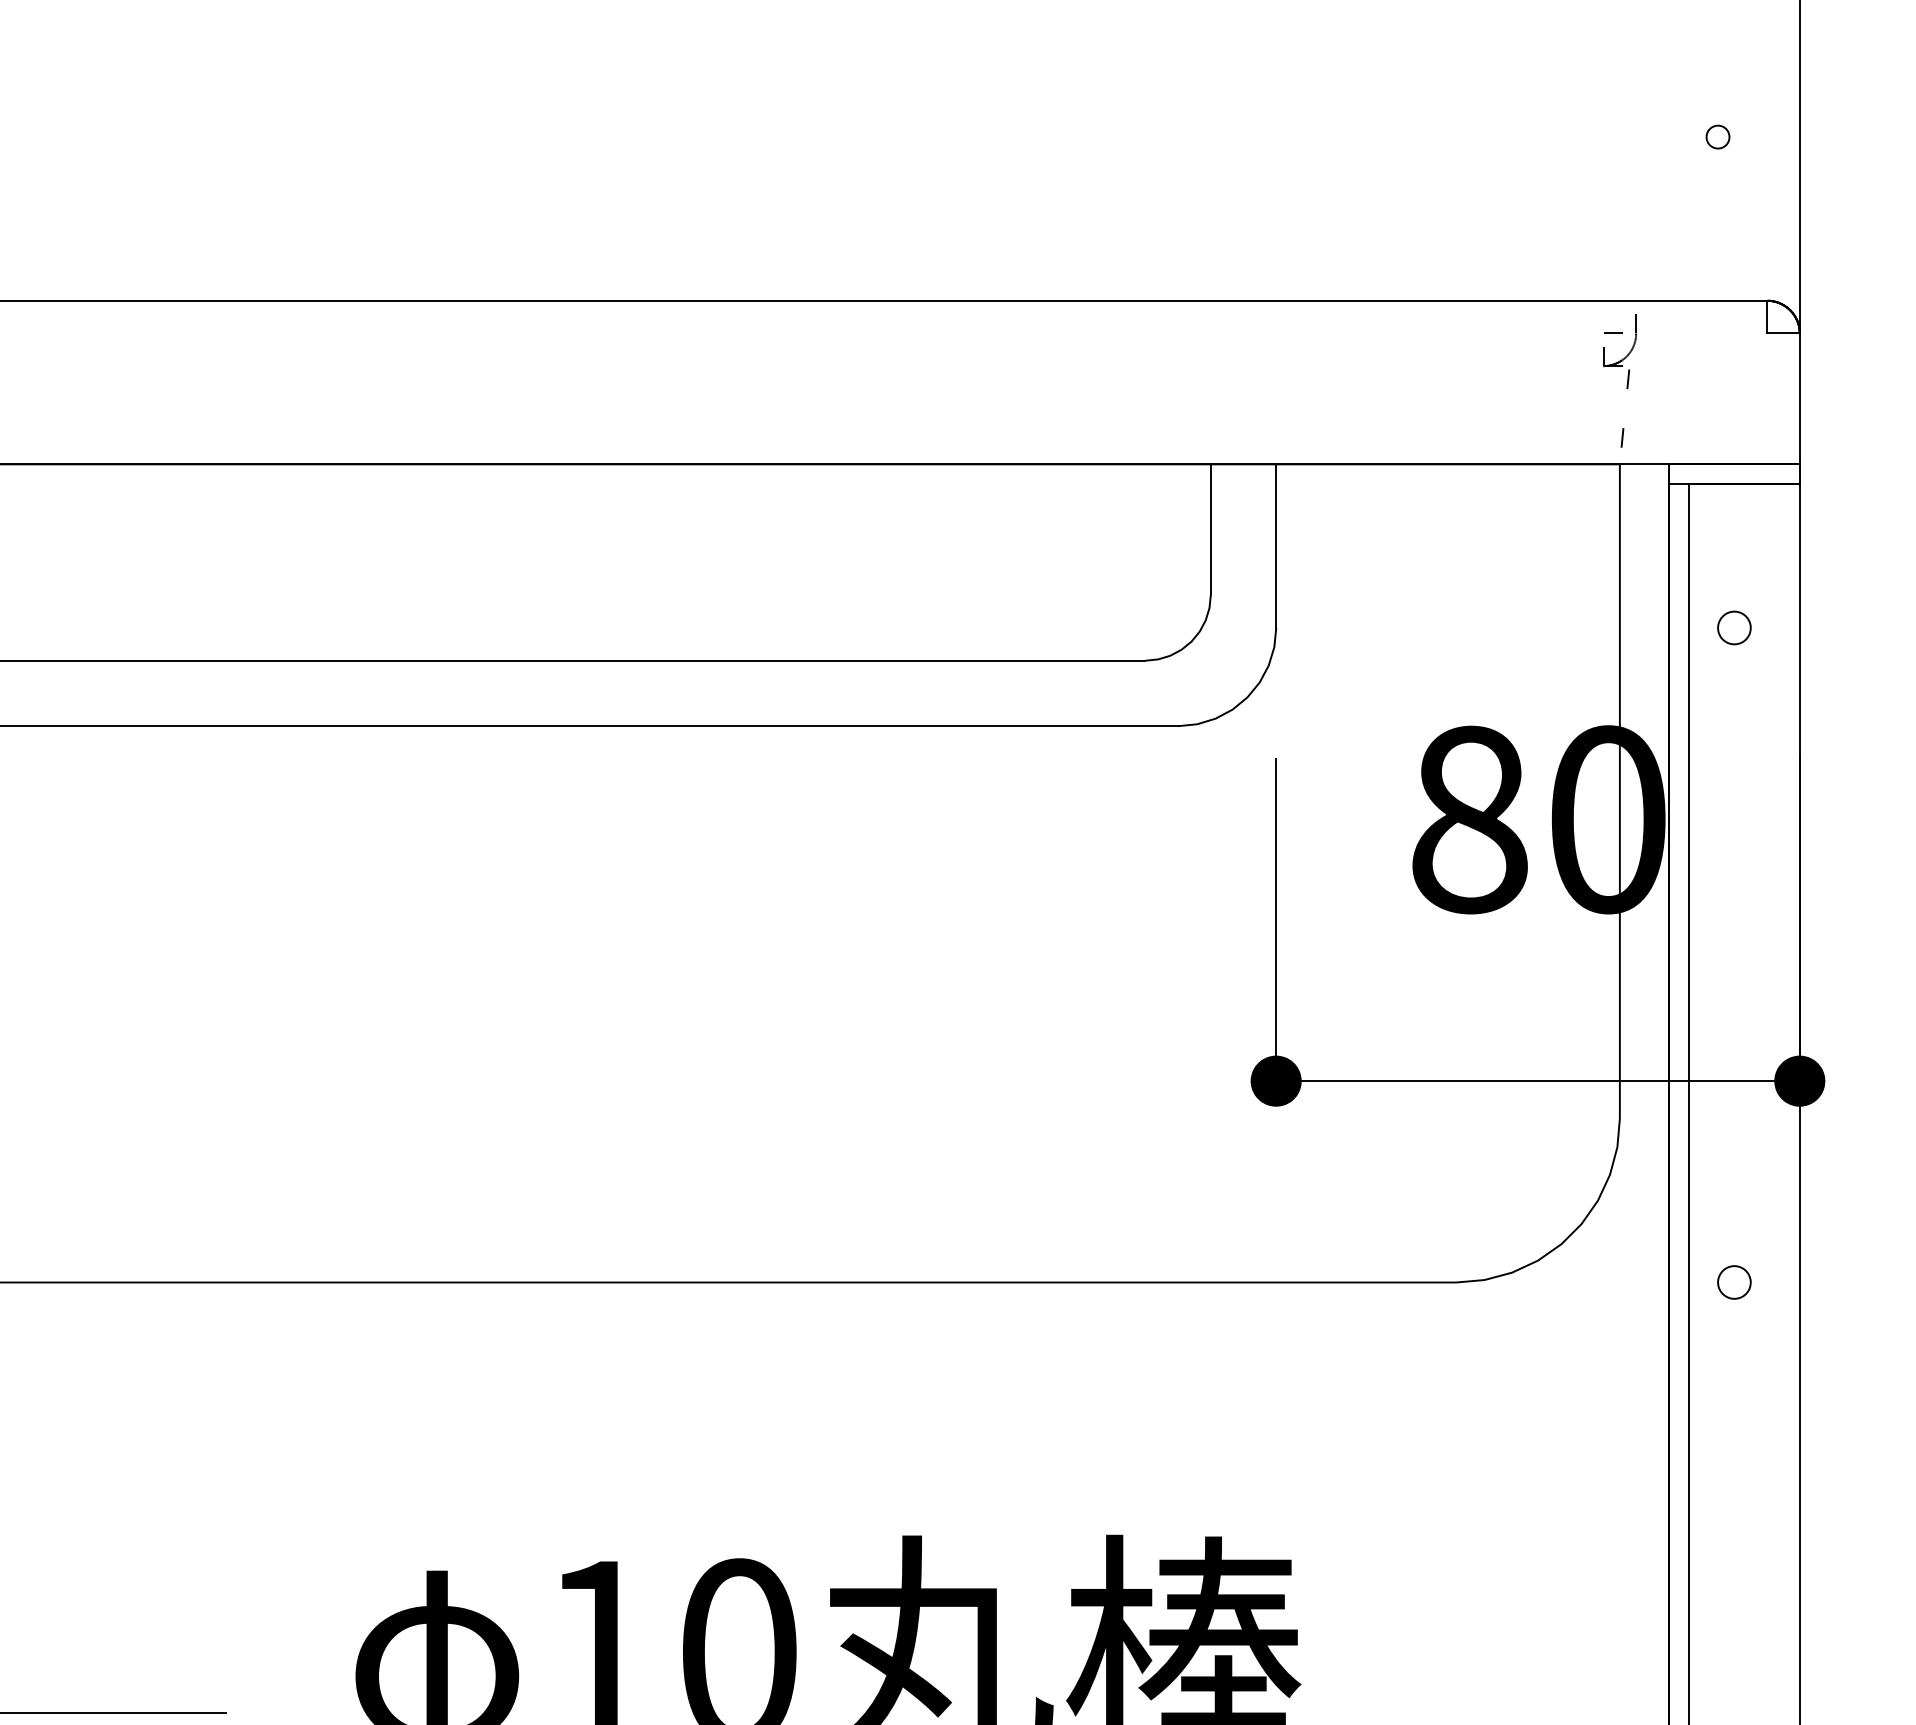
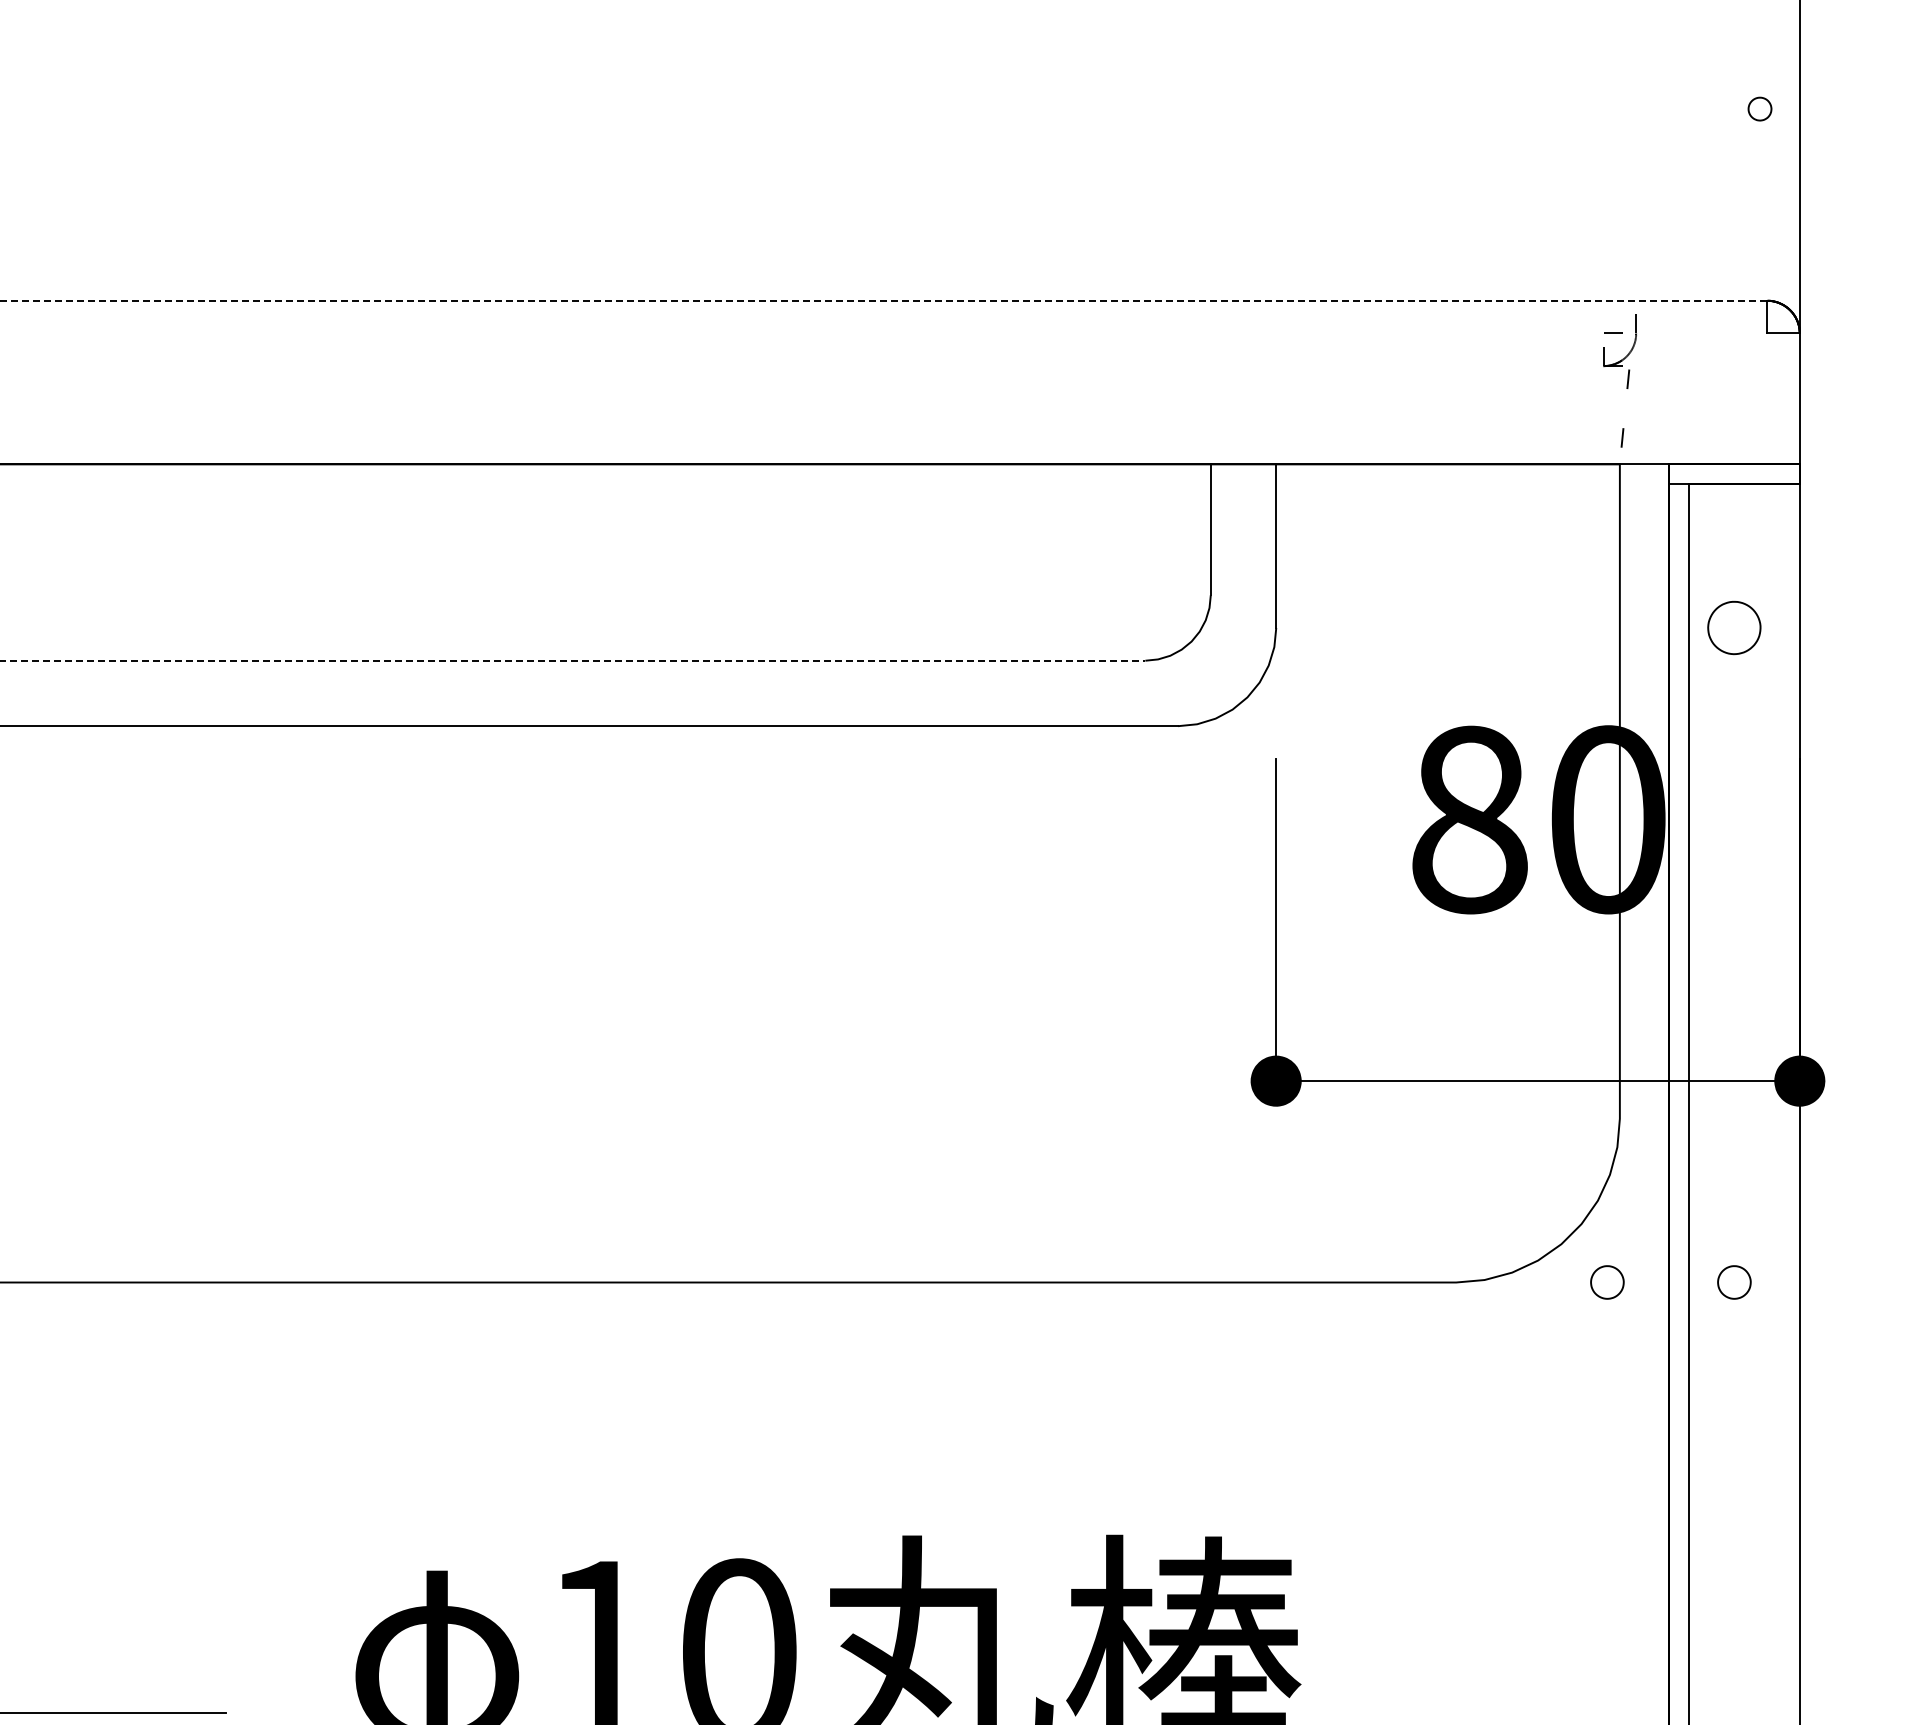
part position: (1717, 136) -> (1759, 108) (1759, 108)
line: solid -> dashed (883, 300)
part size: 35x36 px -> 55x55 px (1734, 628)
line: solid -> dashed (573, 660)
part: none -> present (1607, 1282)
